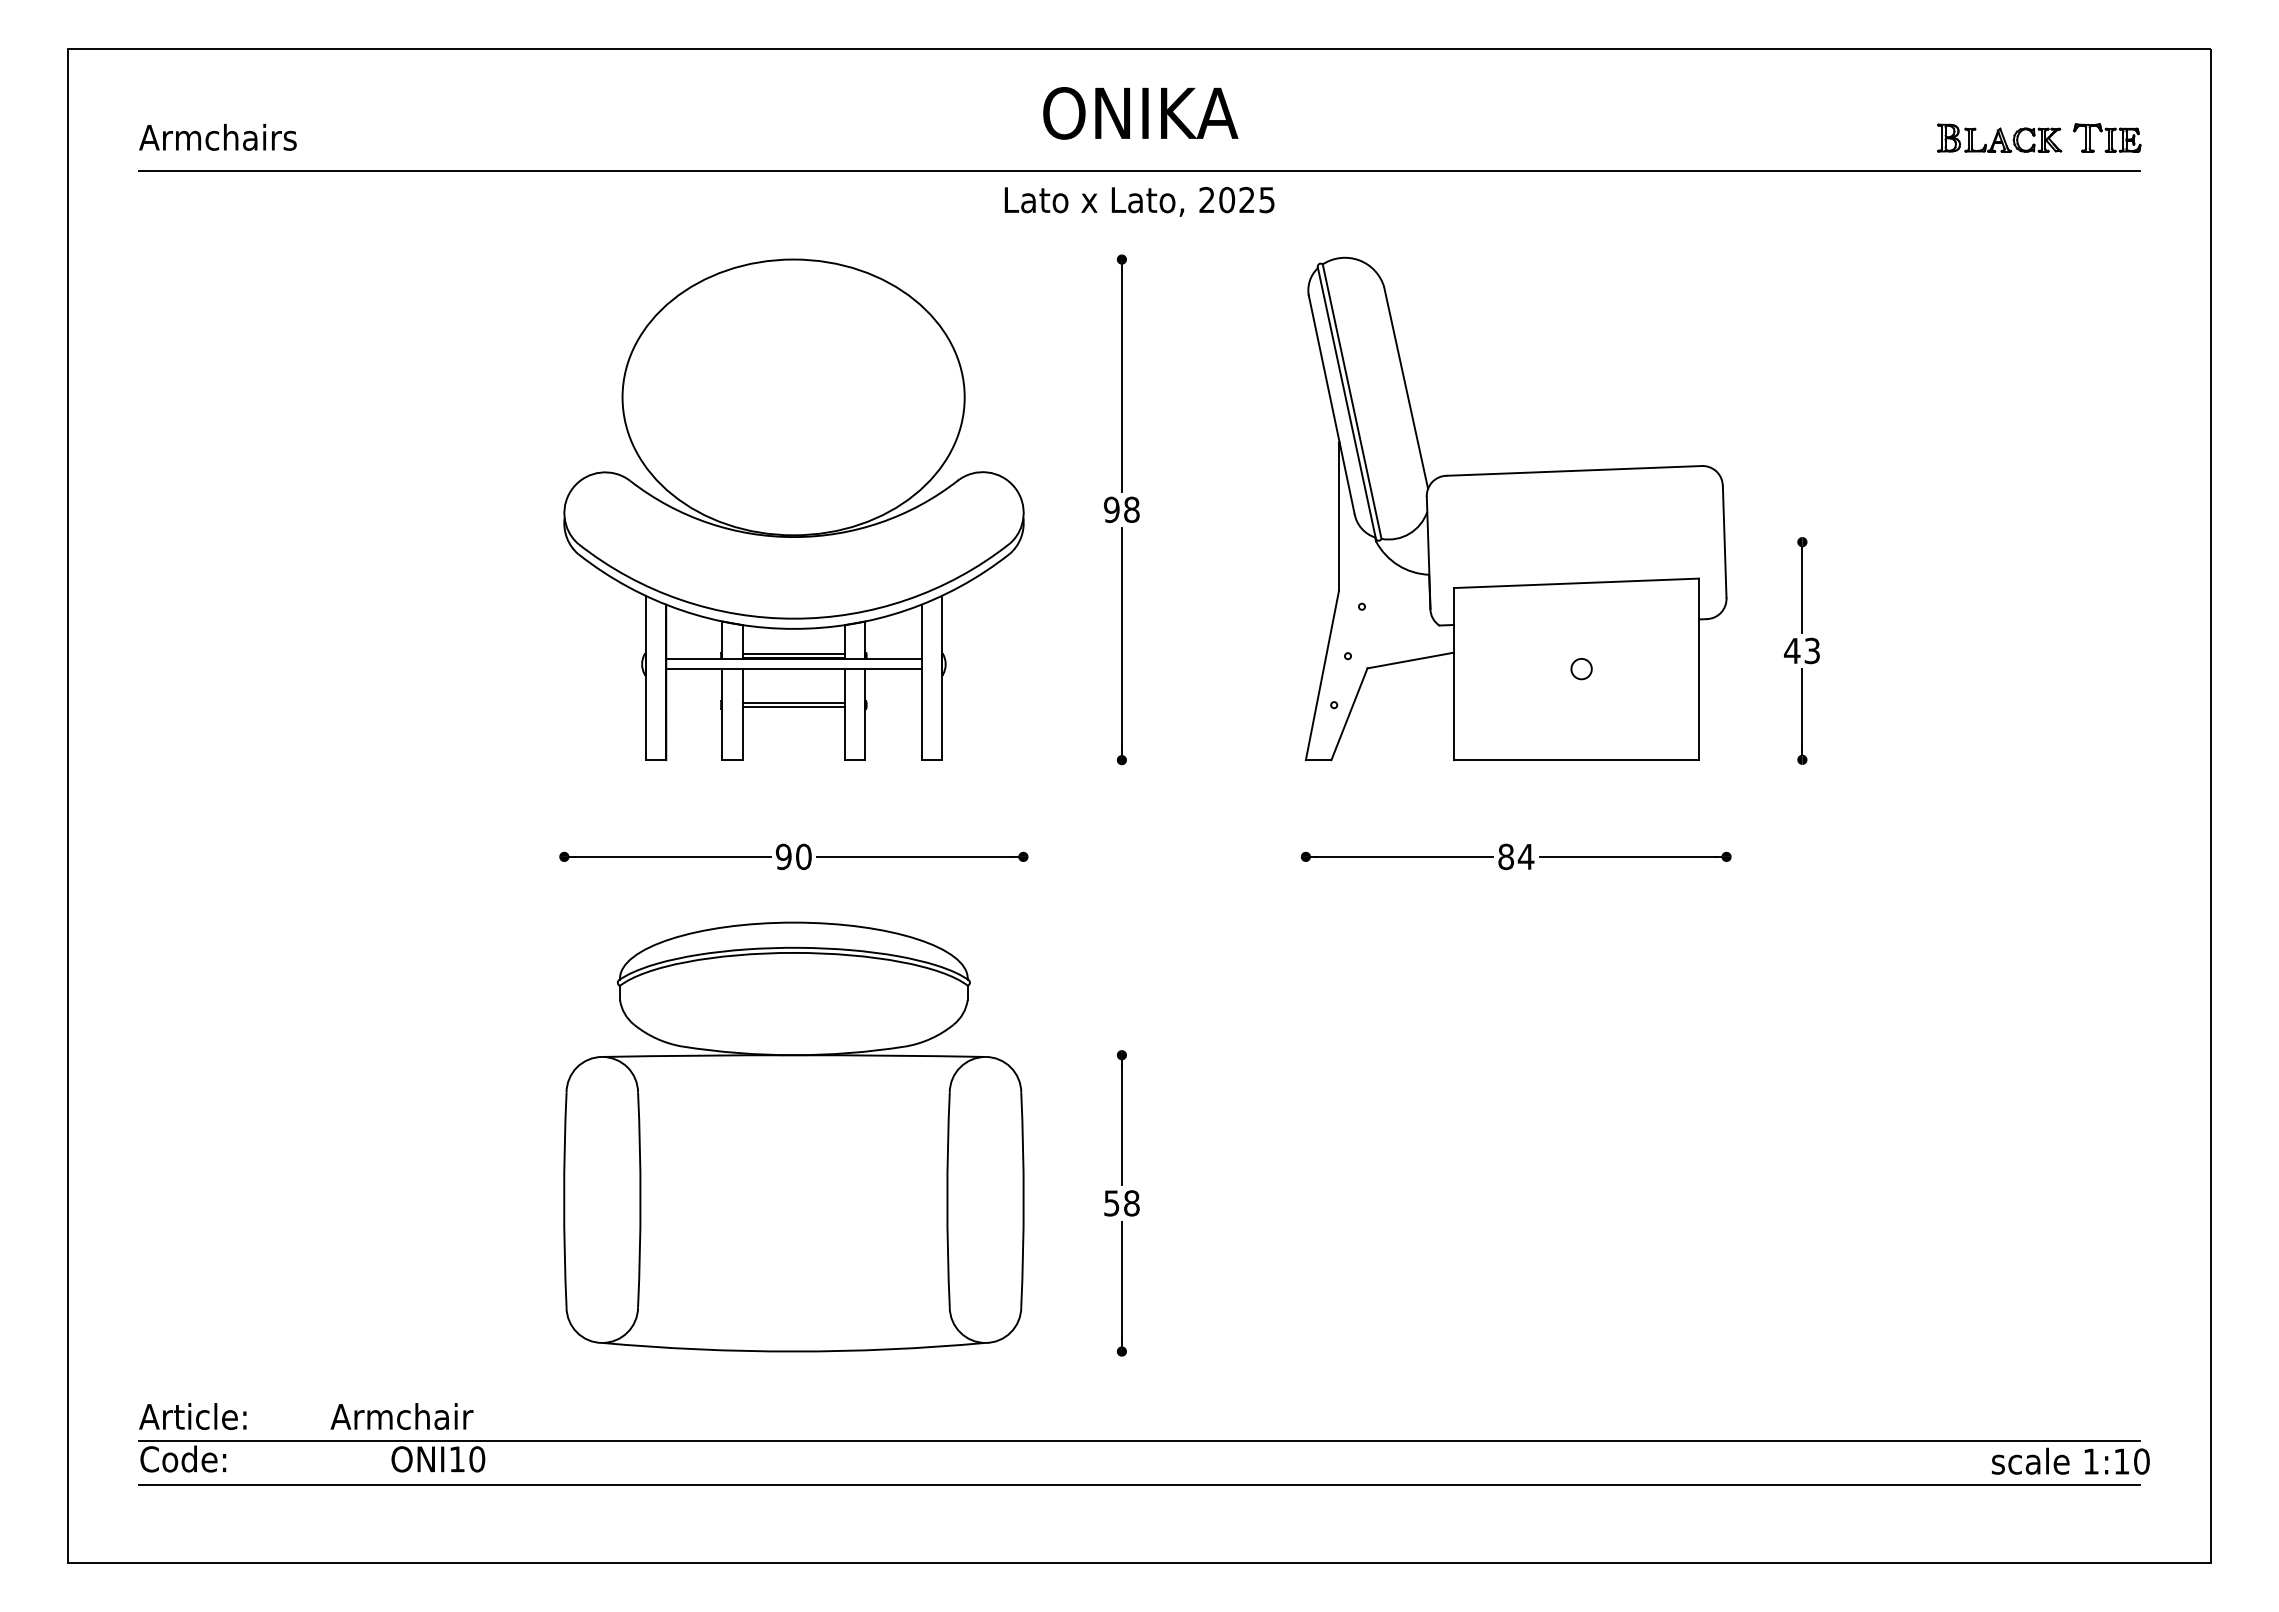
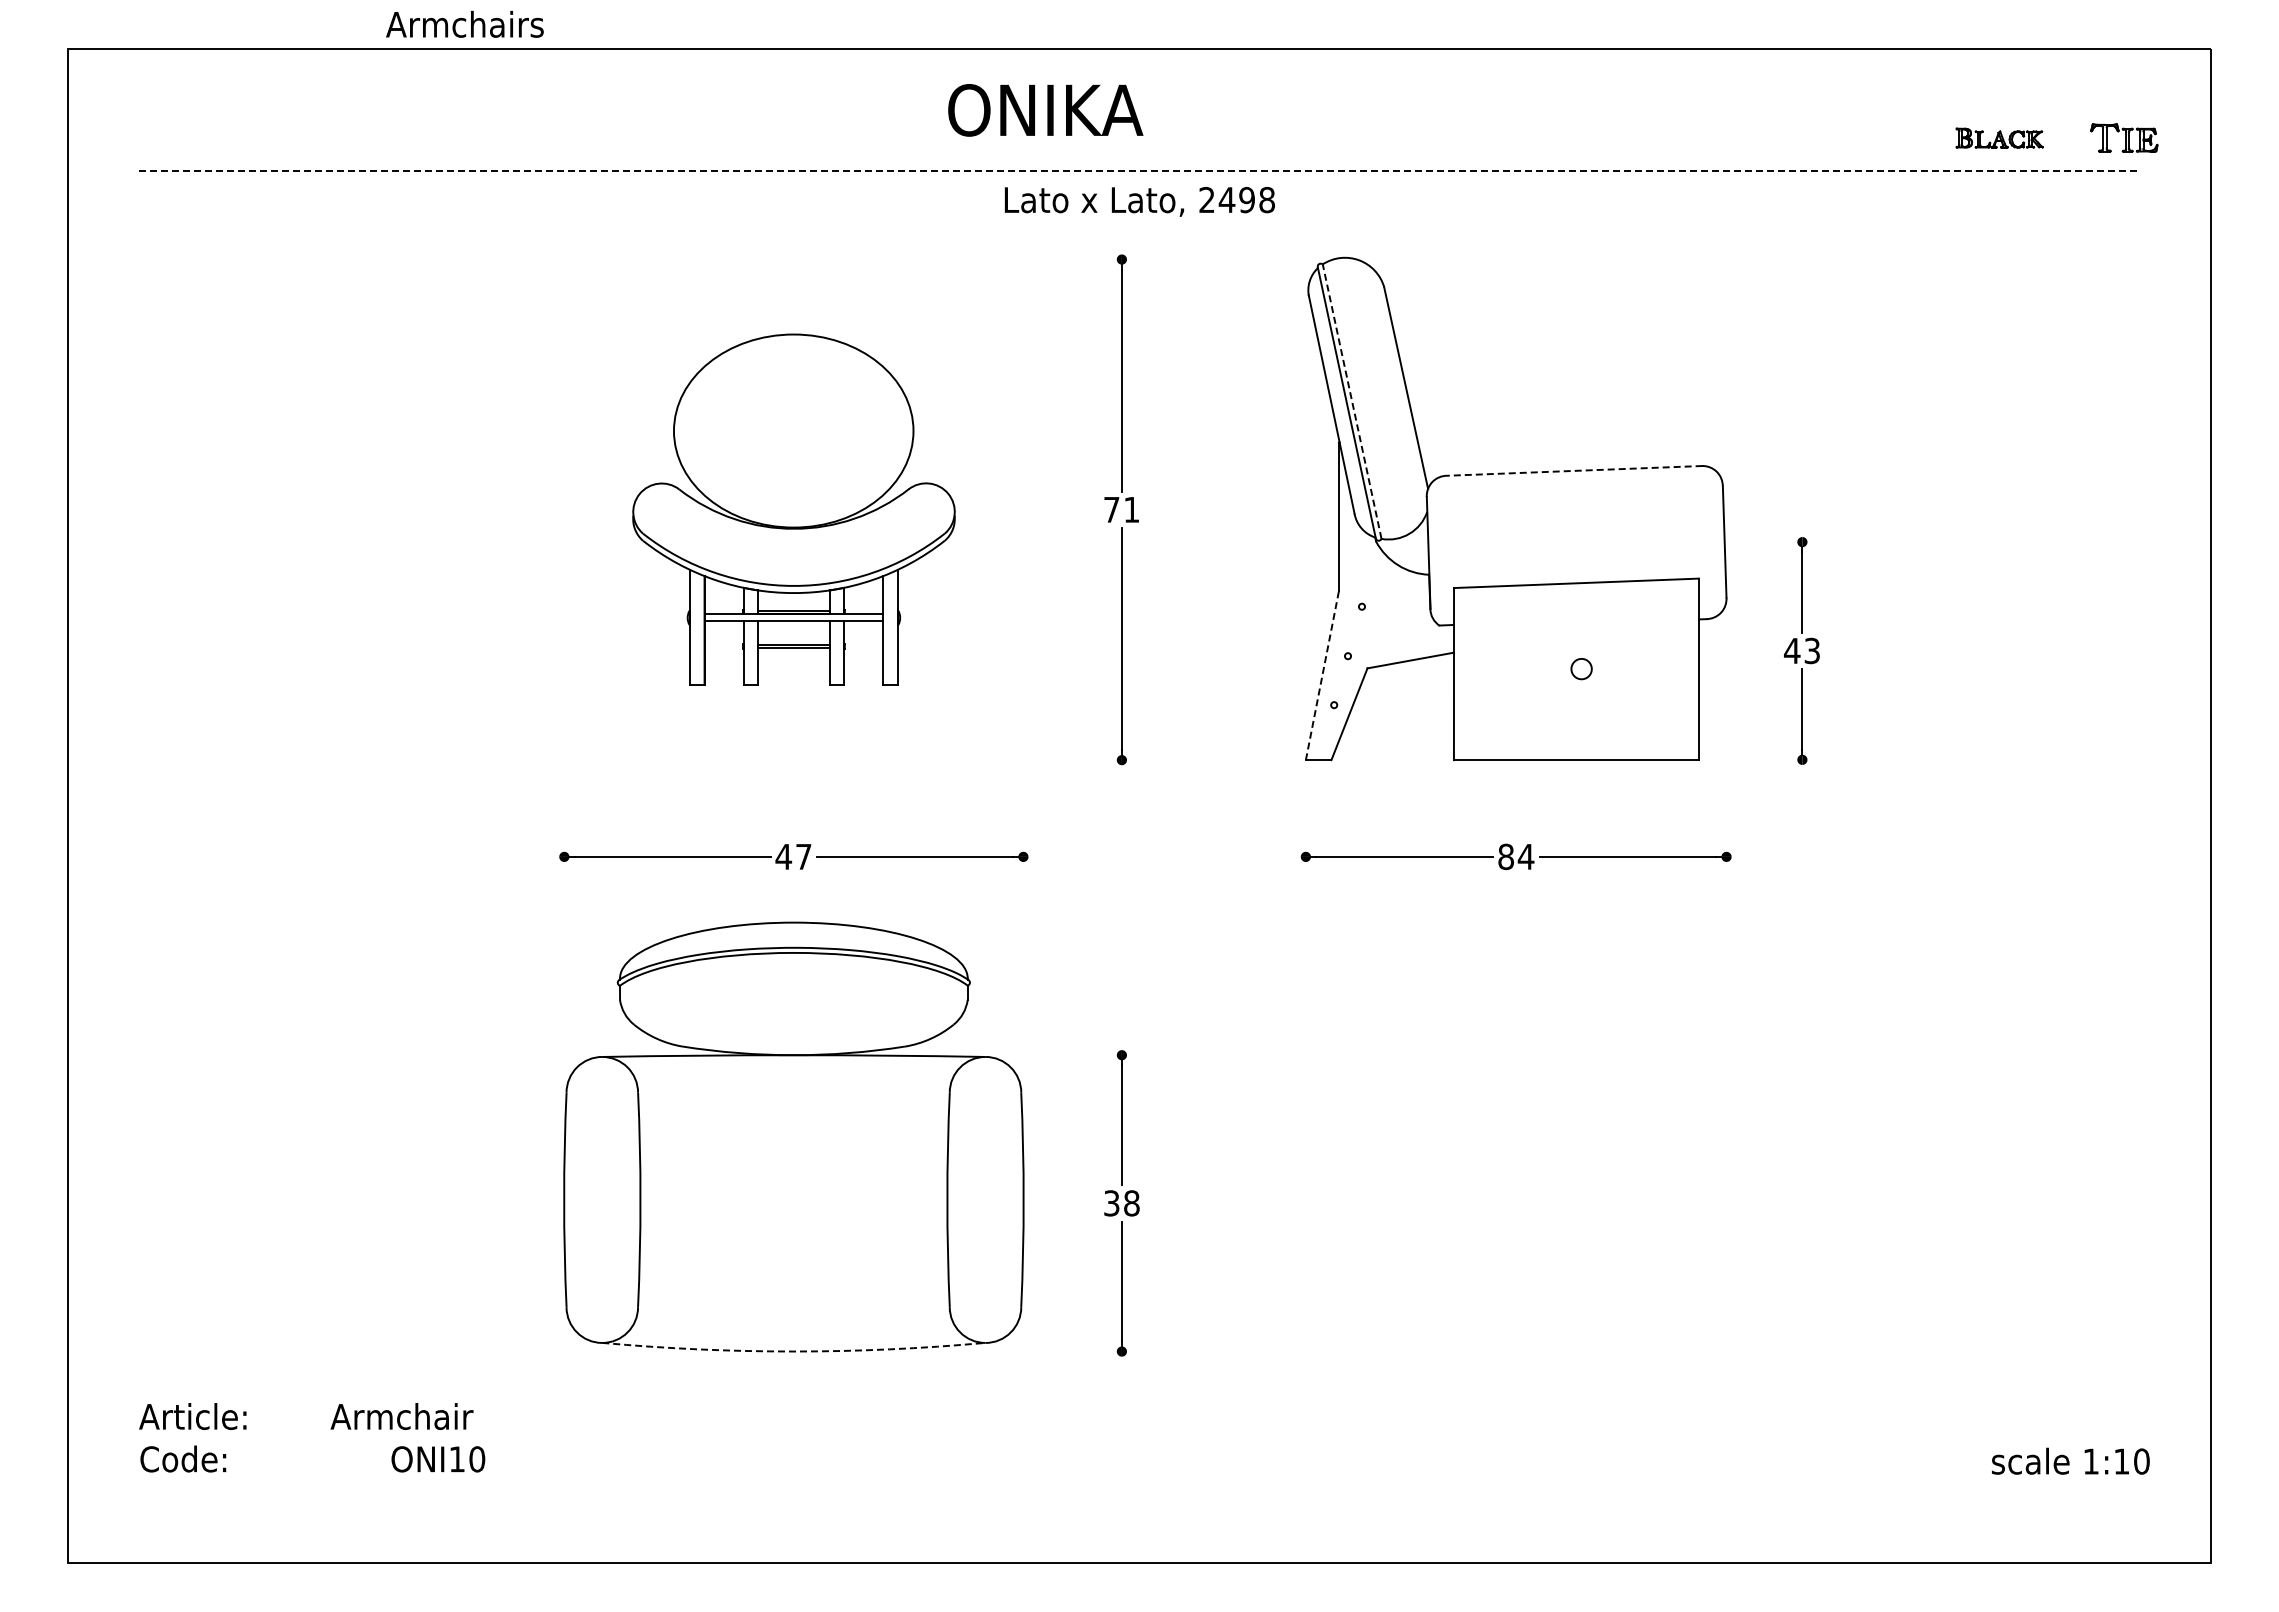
text position: (1140, 113) -> (1045, 110) (1045, 110)
text position: (217, 136) -> (464, 23) (464, 23)
part size: 126x30 px -> 89x22 px (1999, 137)
part position: (2107, 137) -> (2124, 137) (2124, 137)
line: solid -> dashed (1139, 170)
text: 2025 -> 2498 (1246, 199)
line: solid -> dashed (1352, 401)
line: solid -> dashed (1574, 470)
part size: 462x503 px -> 324x353 px (793, 509)
text: 98 -> 71 (1121, 509)
line: solid -> dashed (1322, 675)
text: 90 -> 47 (793, 856)
text: 58 -> 38 (1112, 1202)
arc: solid -> dashed (793, 1351)
line: present -> none (1139, 1441)
line: present -> none (1139, 1485)
